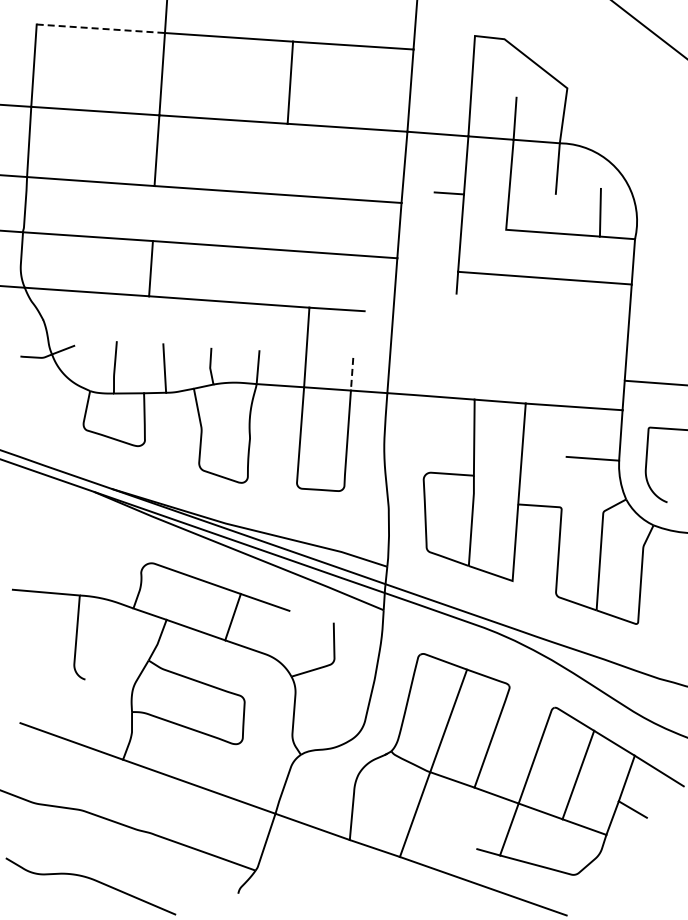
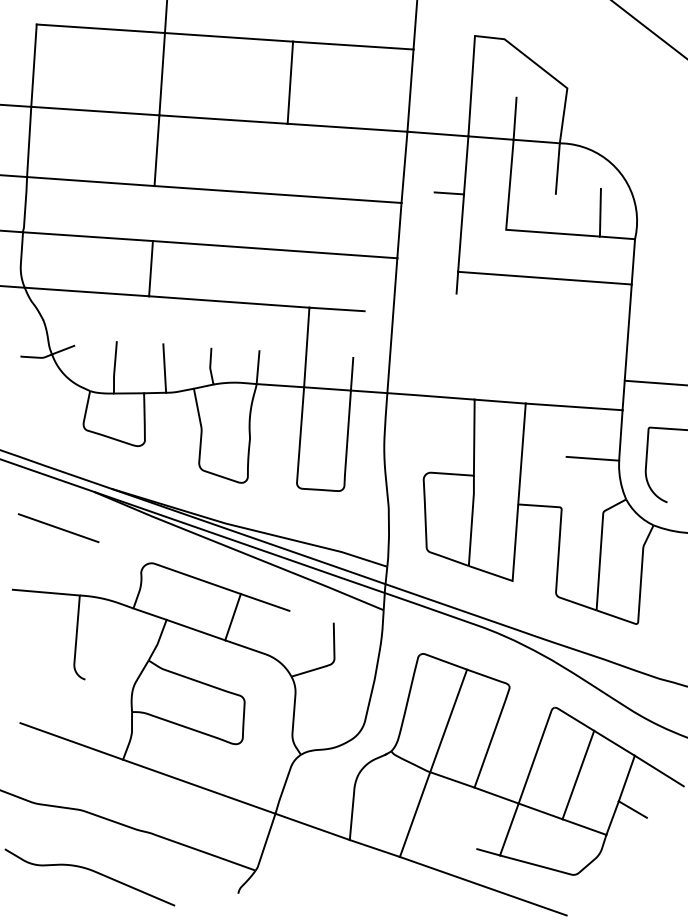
line: dashed -> solid (101, 28)
line: dashed -> solid (352, 374)
line: none -> present (58, 528)
curve position: (92, 880) -> (91, 871) (91, 871)
